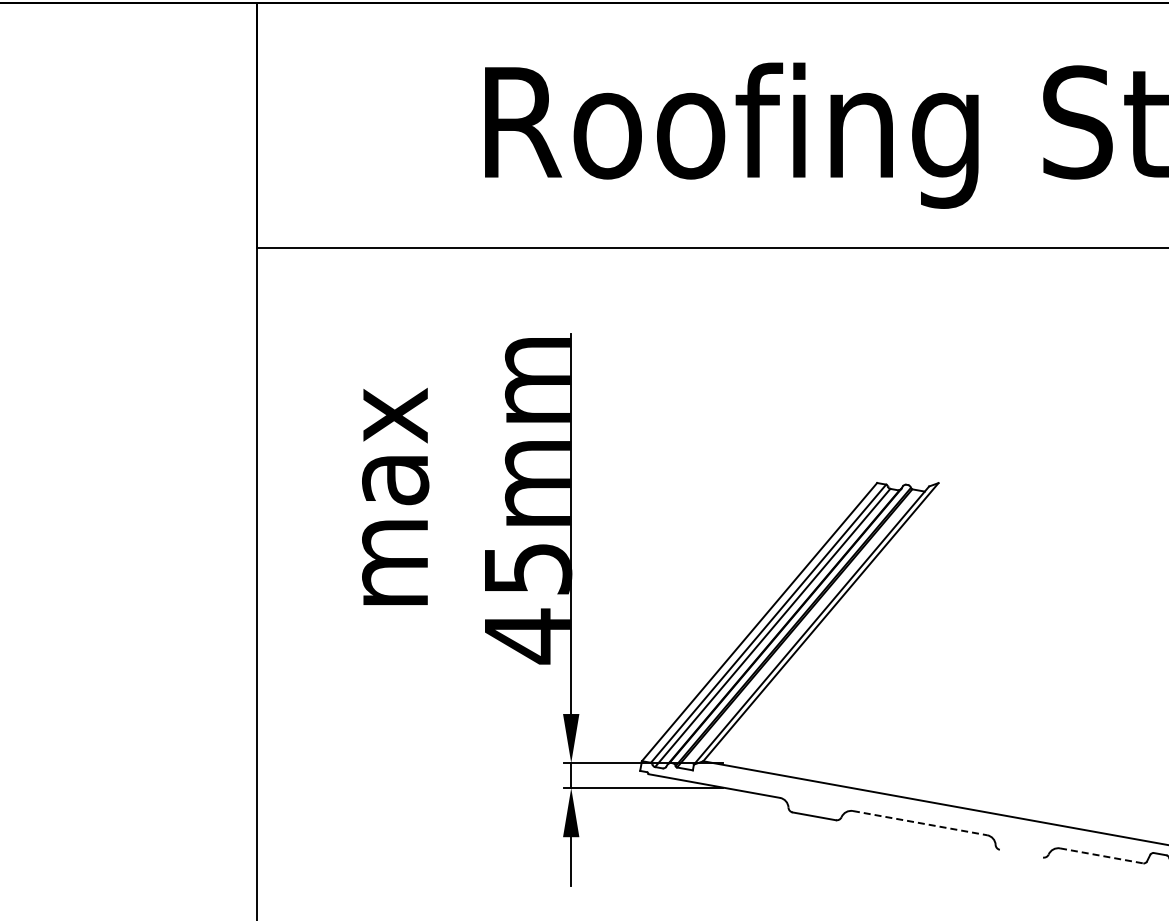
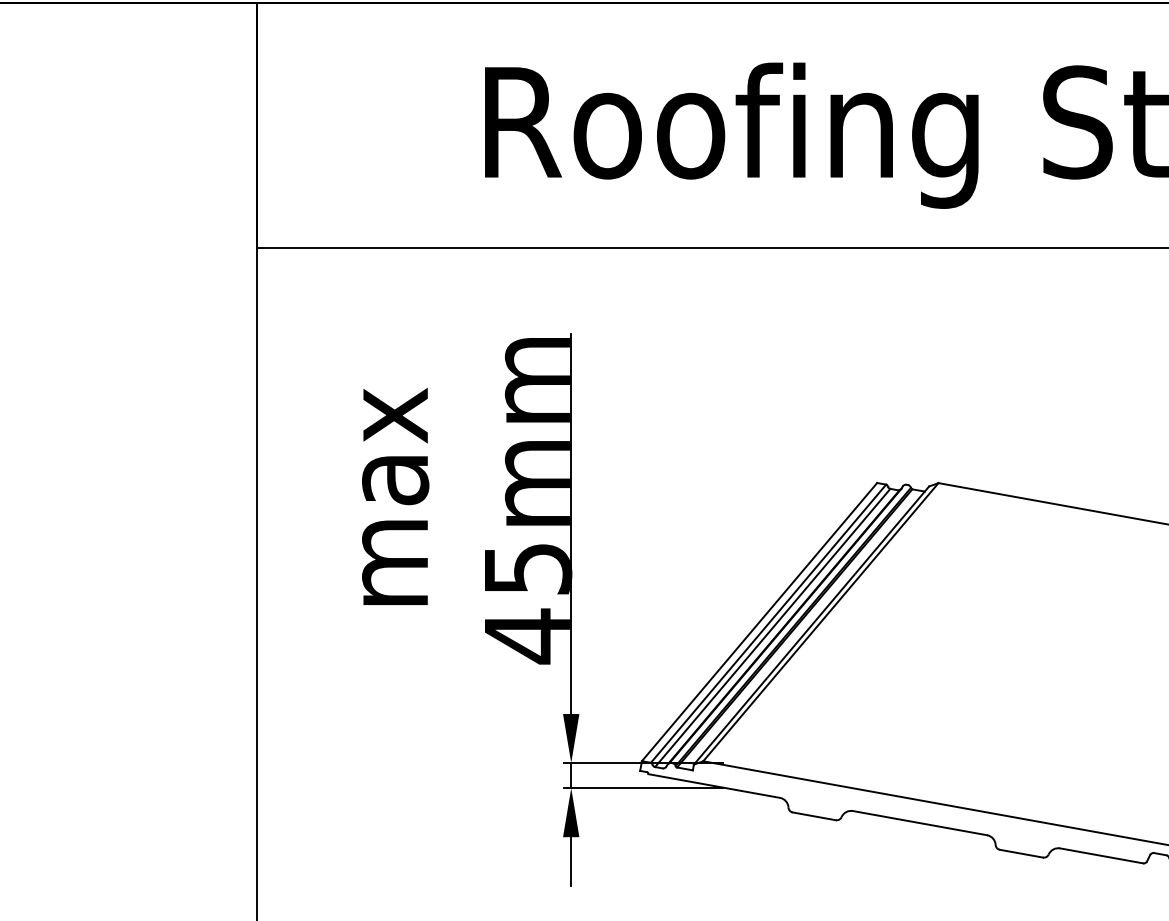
line: none -> present (1051, 503)
line: dashed -> solid (920, 823)
line: none -> present (1021, 853)
line: dashed -> solid (1102, 855)
